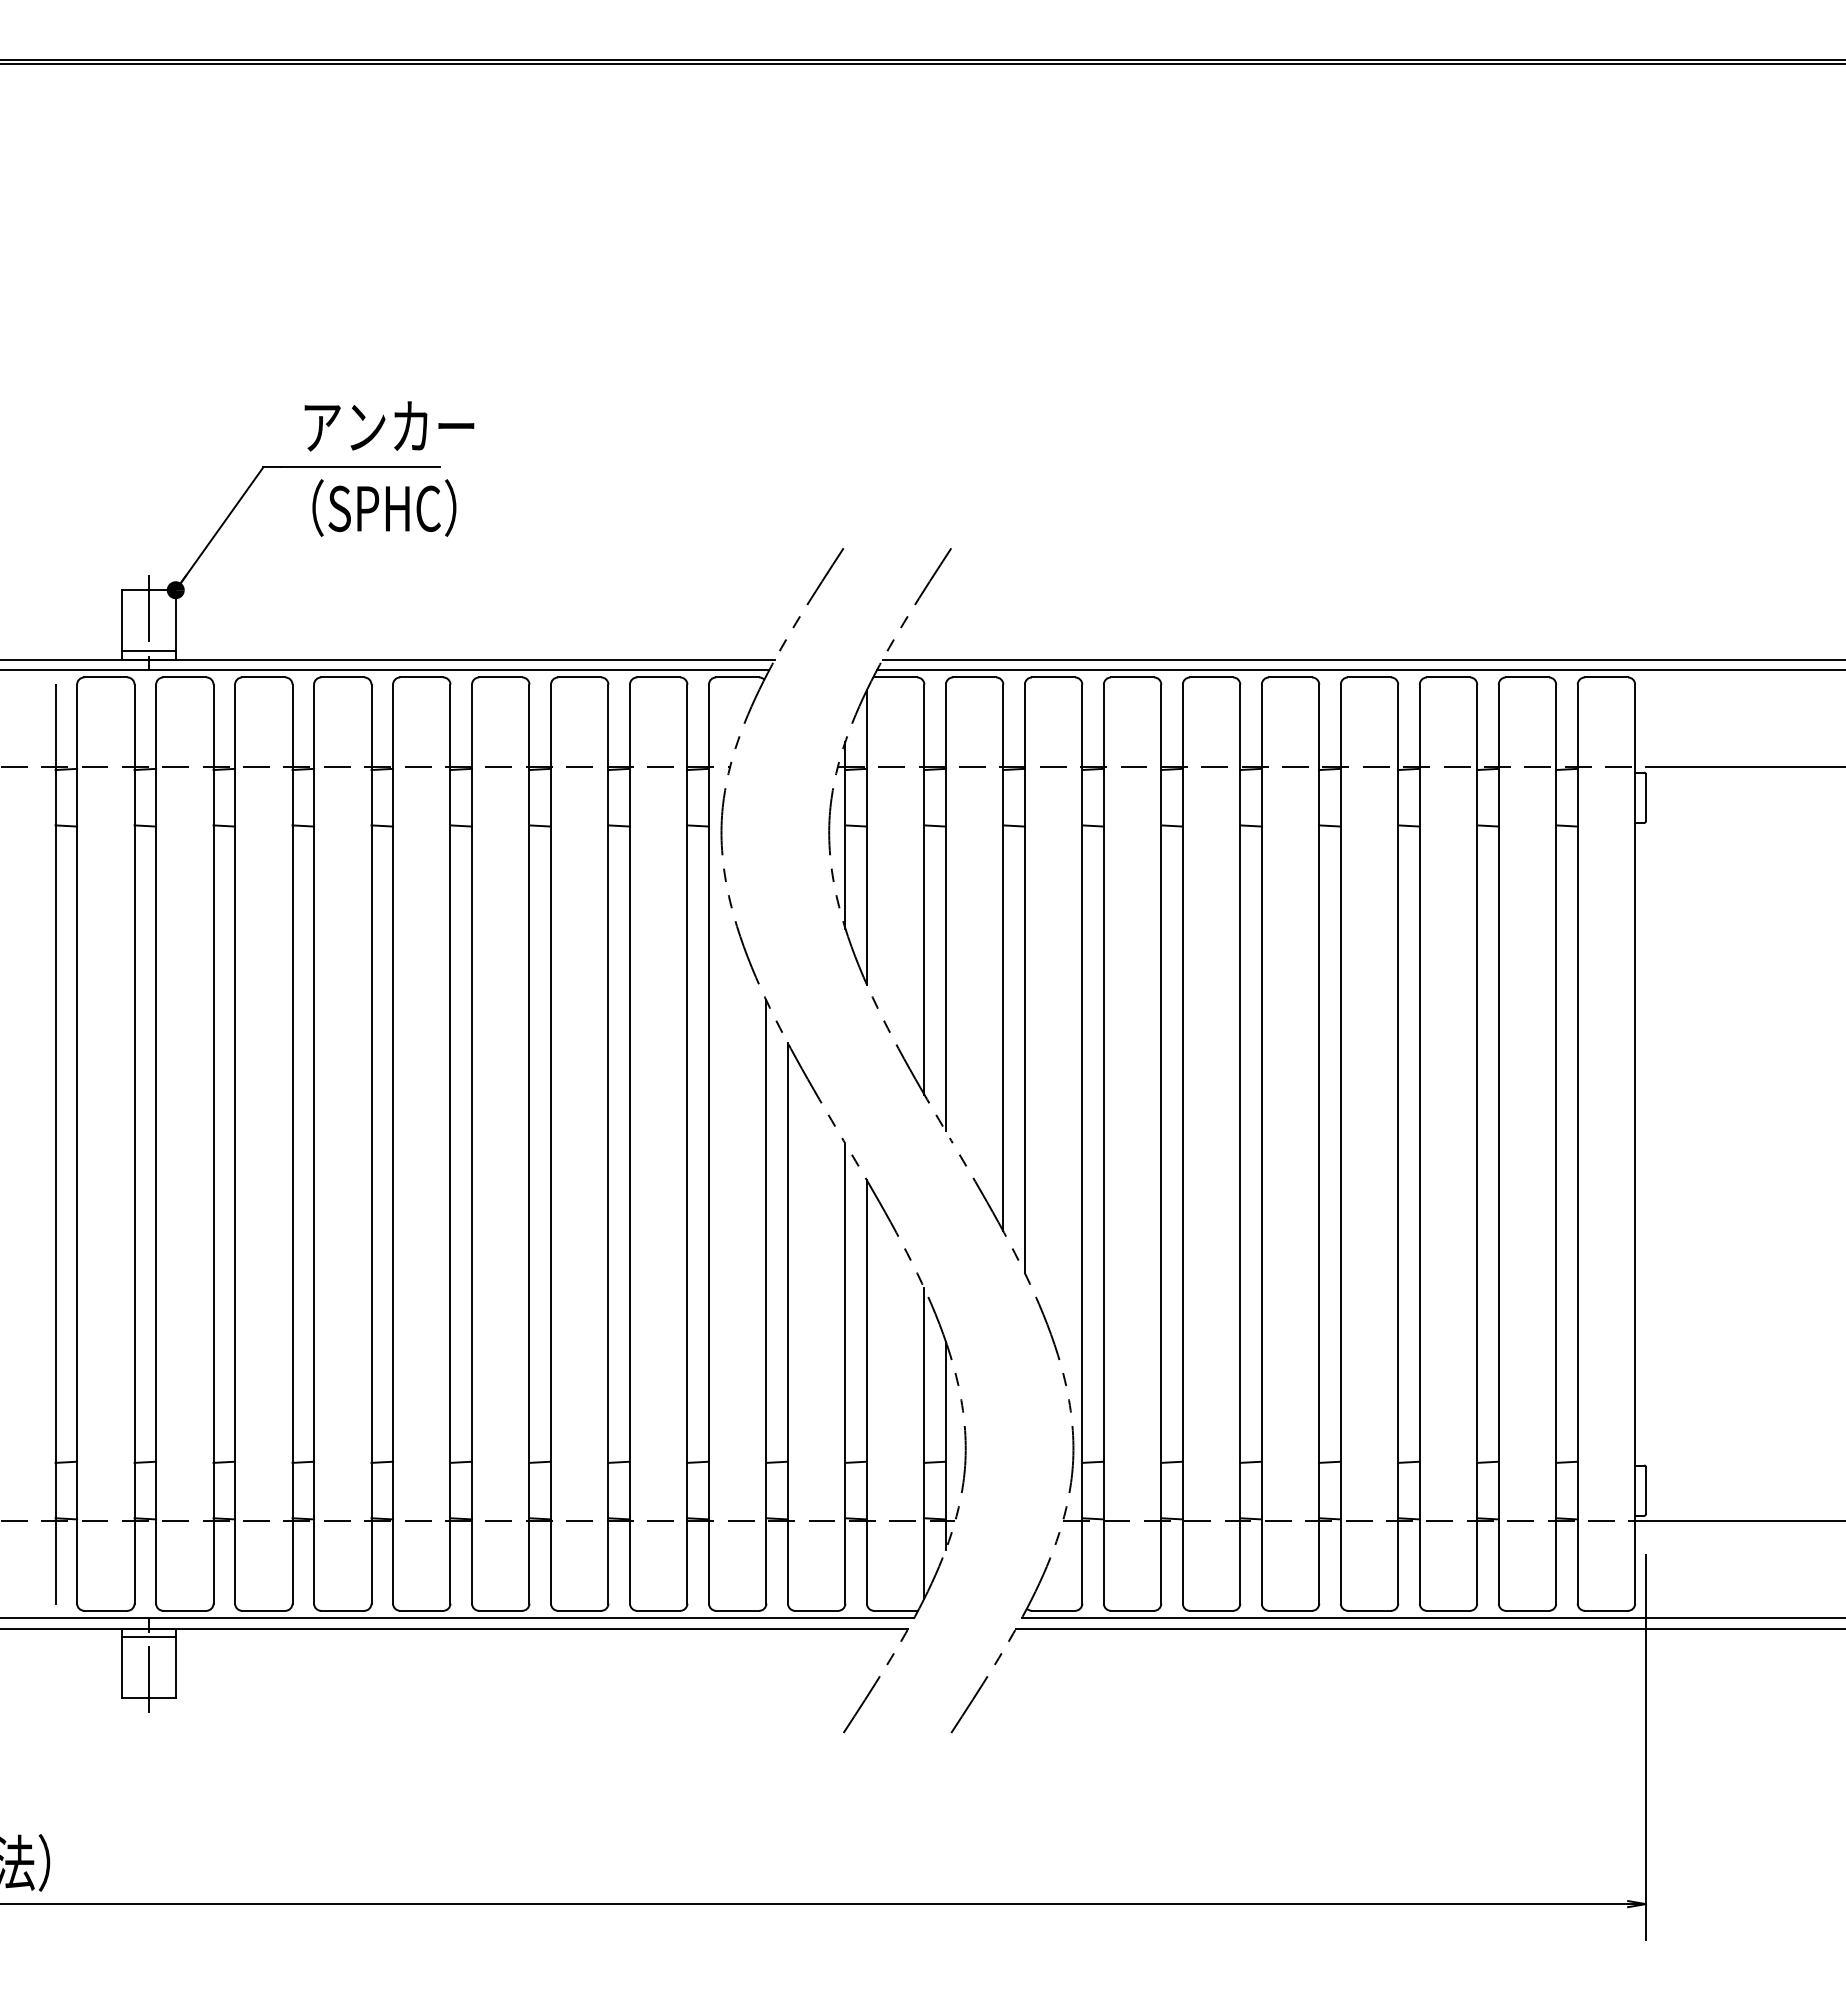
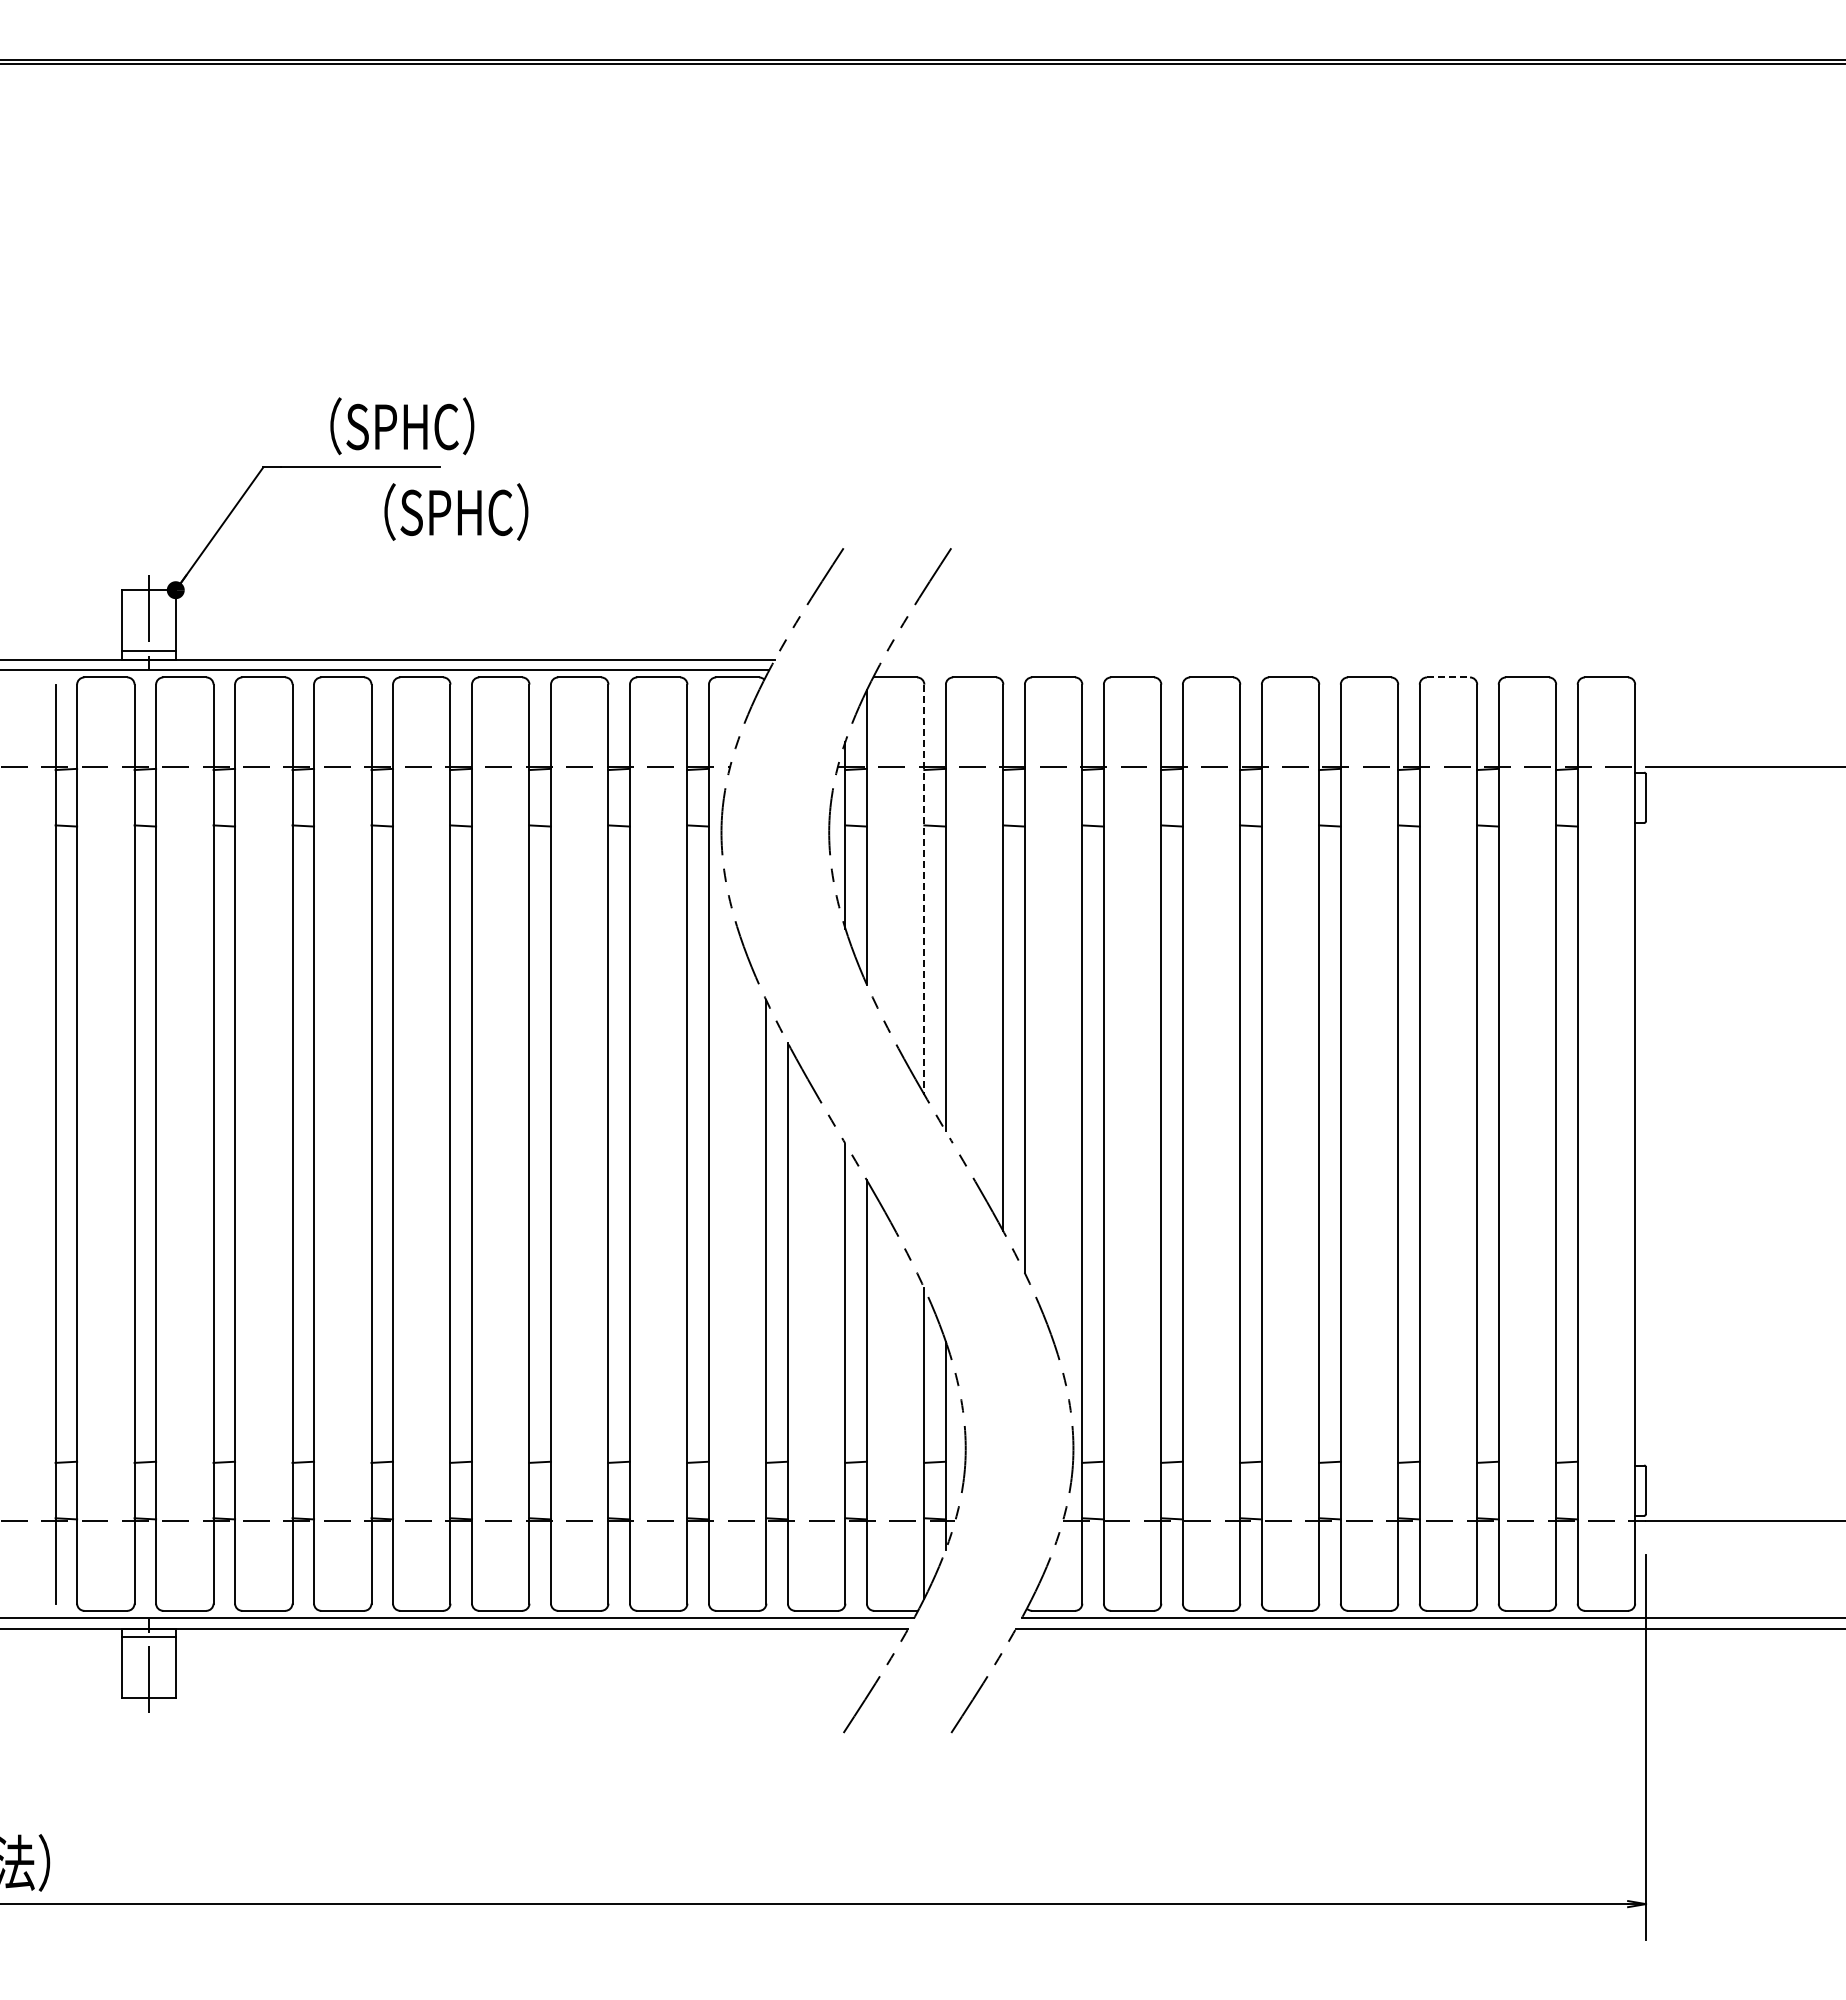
text: アンカー -> （SPHC） (389, 426)
text position: (384, 507) -> (456, 511) (456, 511)
line: present -> none (1362, 659)
line: present -> none (1359, 670)
line: solid -> dashed (1448, 677)
line: solid -> dashed (924, 890)
